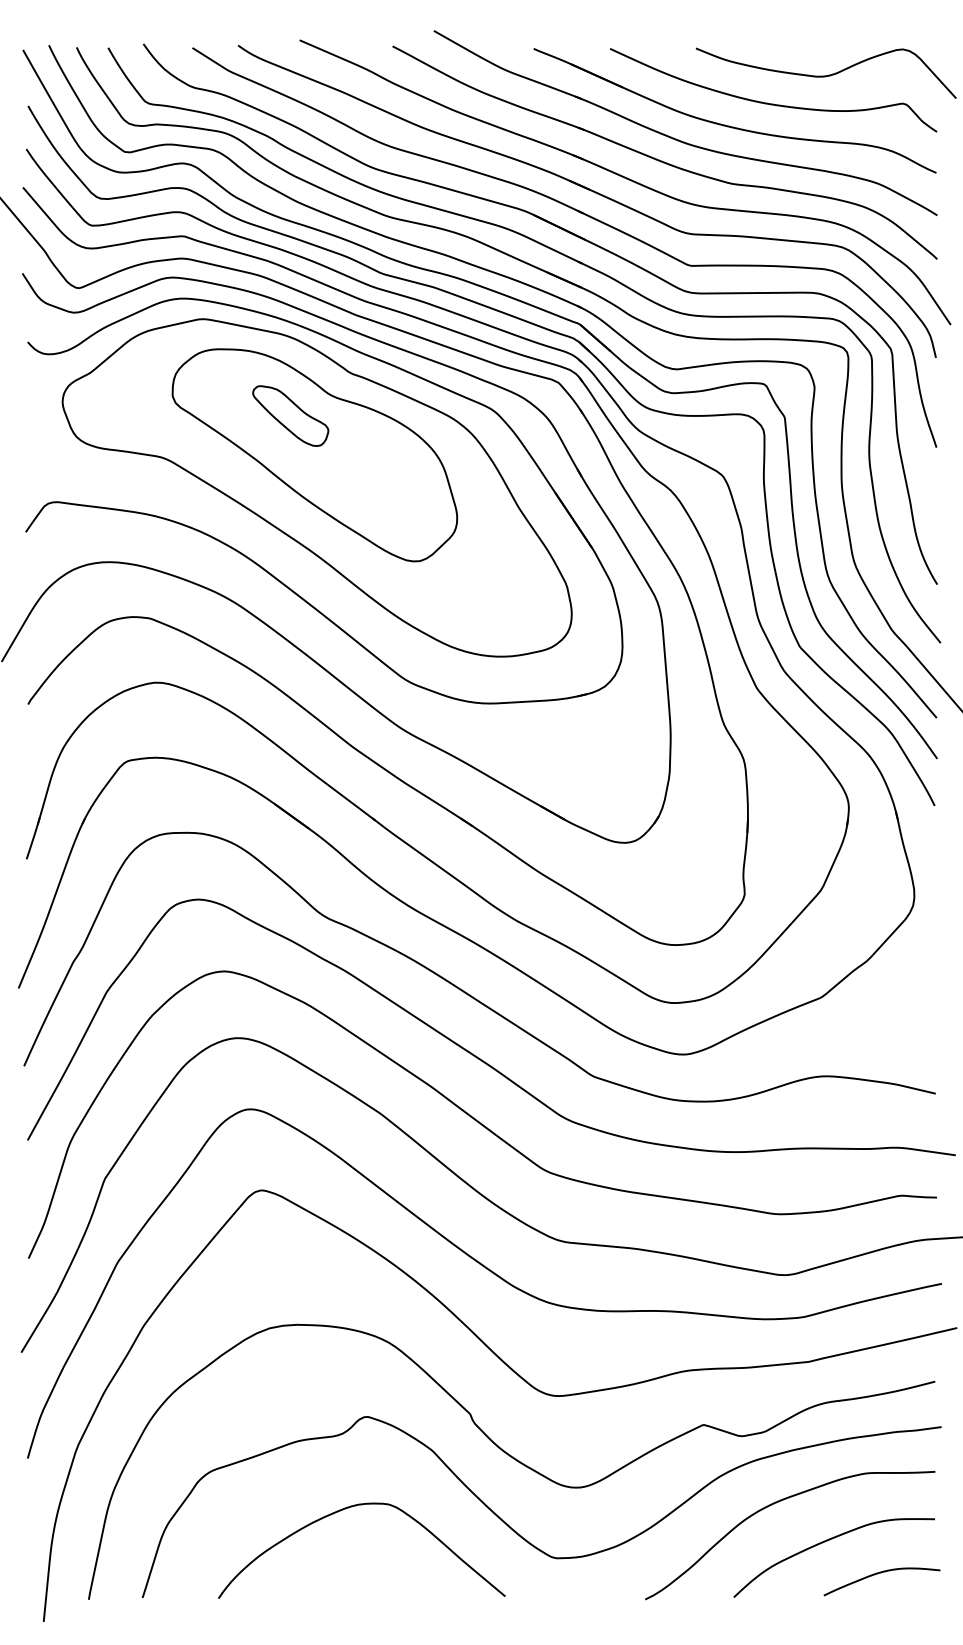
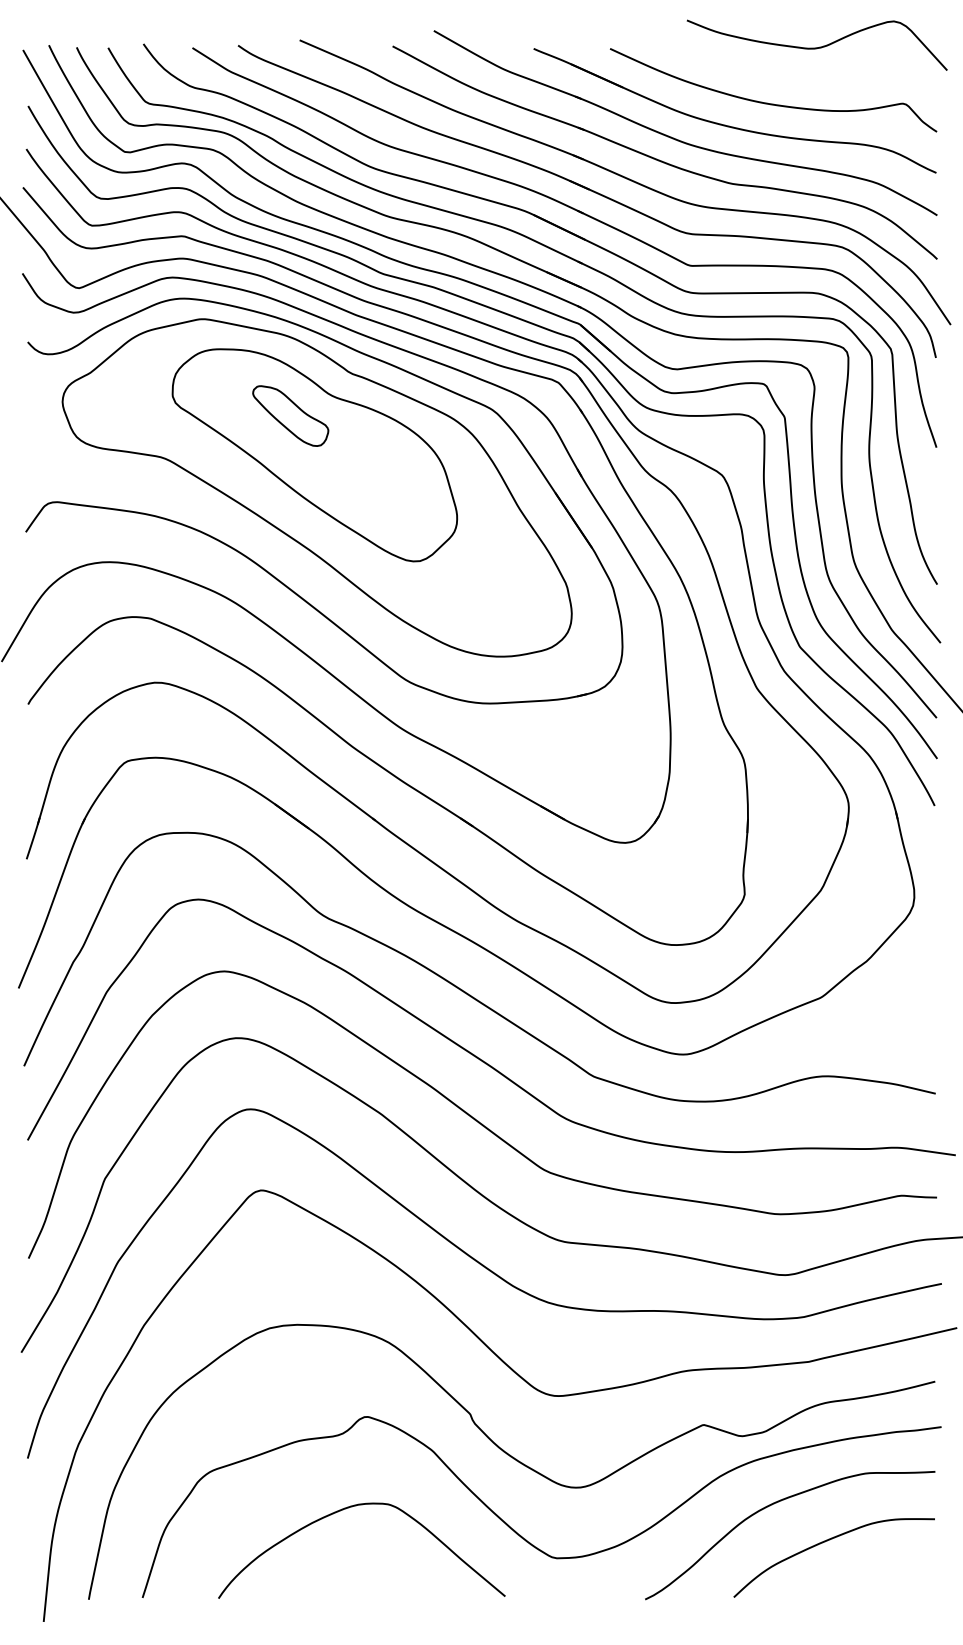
curve position: (825, 75) -> (816, 47) (816, 47)
curve: present -> none (881, 1573)
